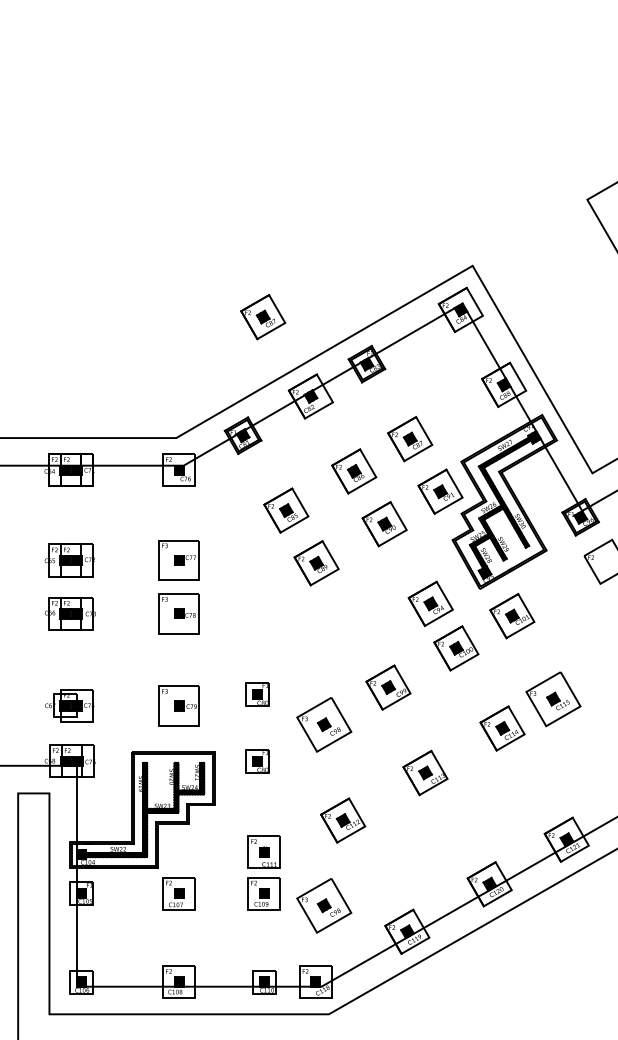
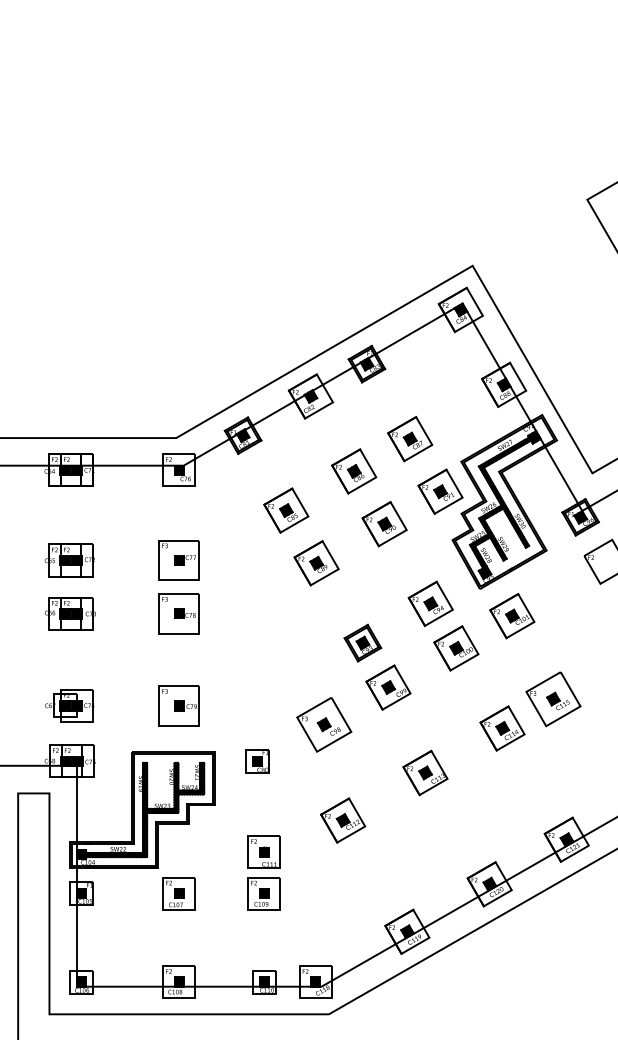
part: present -> none (263, 317)
part: none -> present (362, 642)
part: present -> none (257, 694)
part: present -> none (324, 905)
